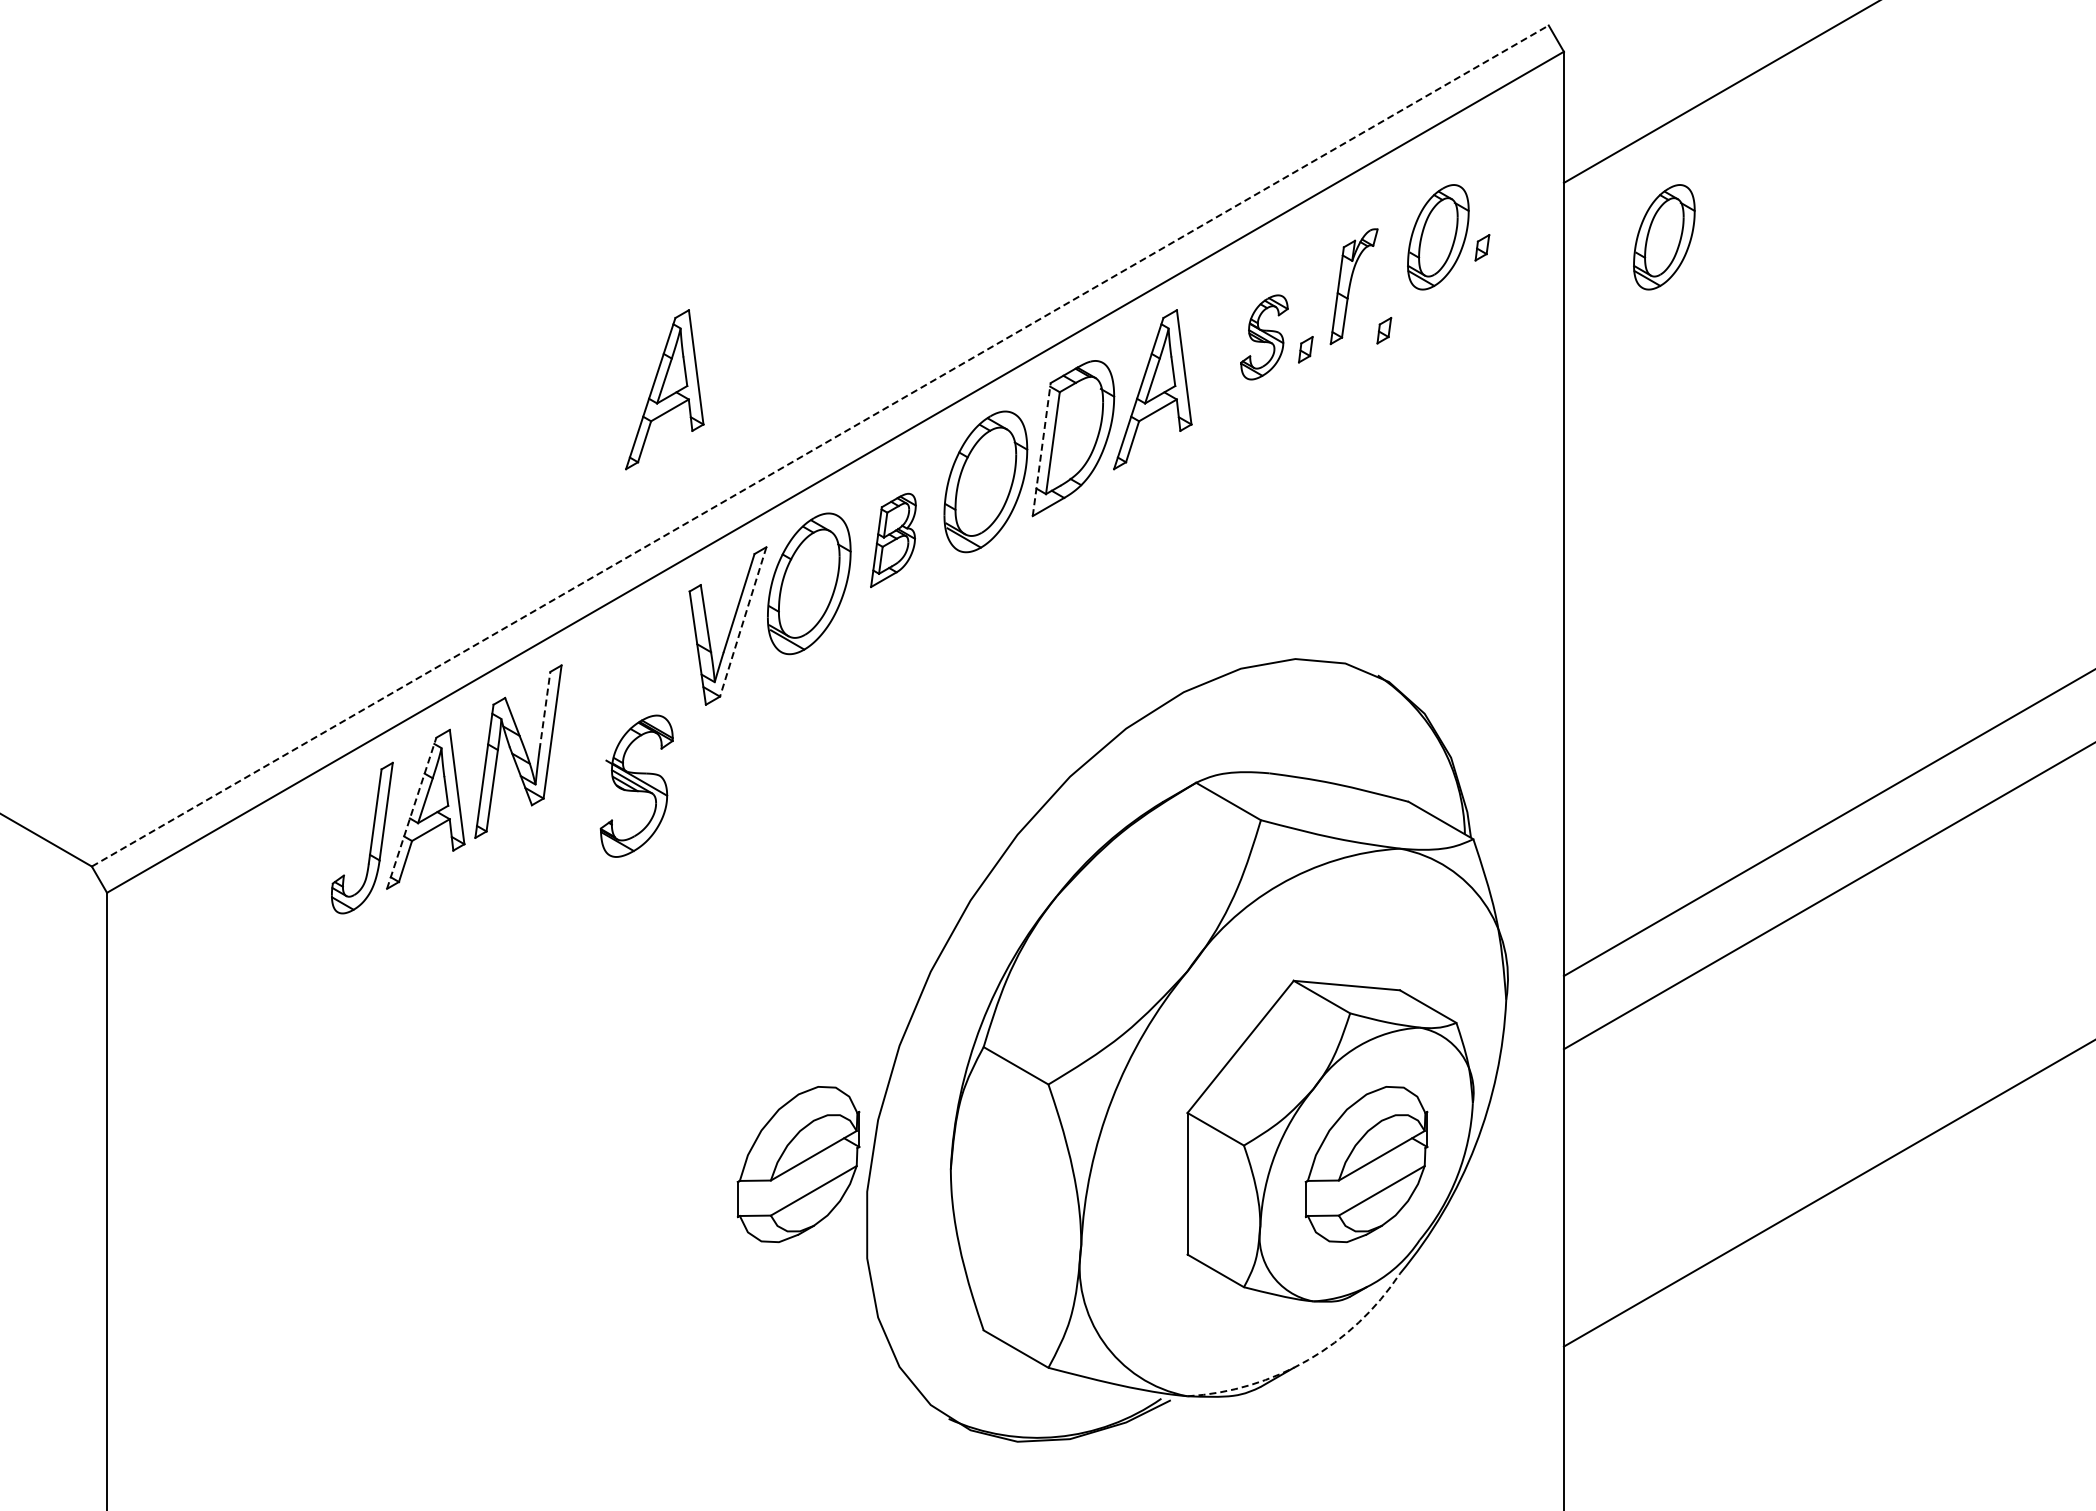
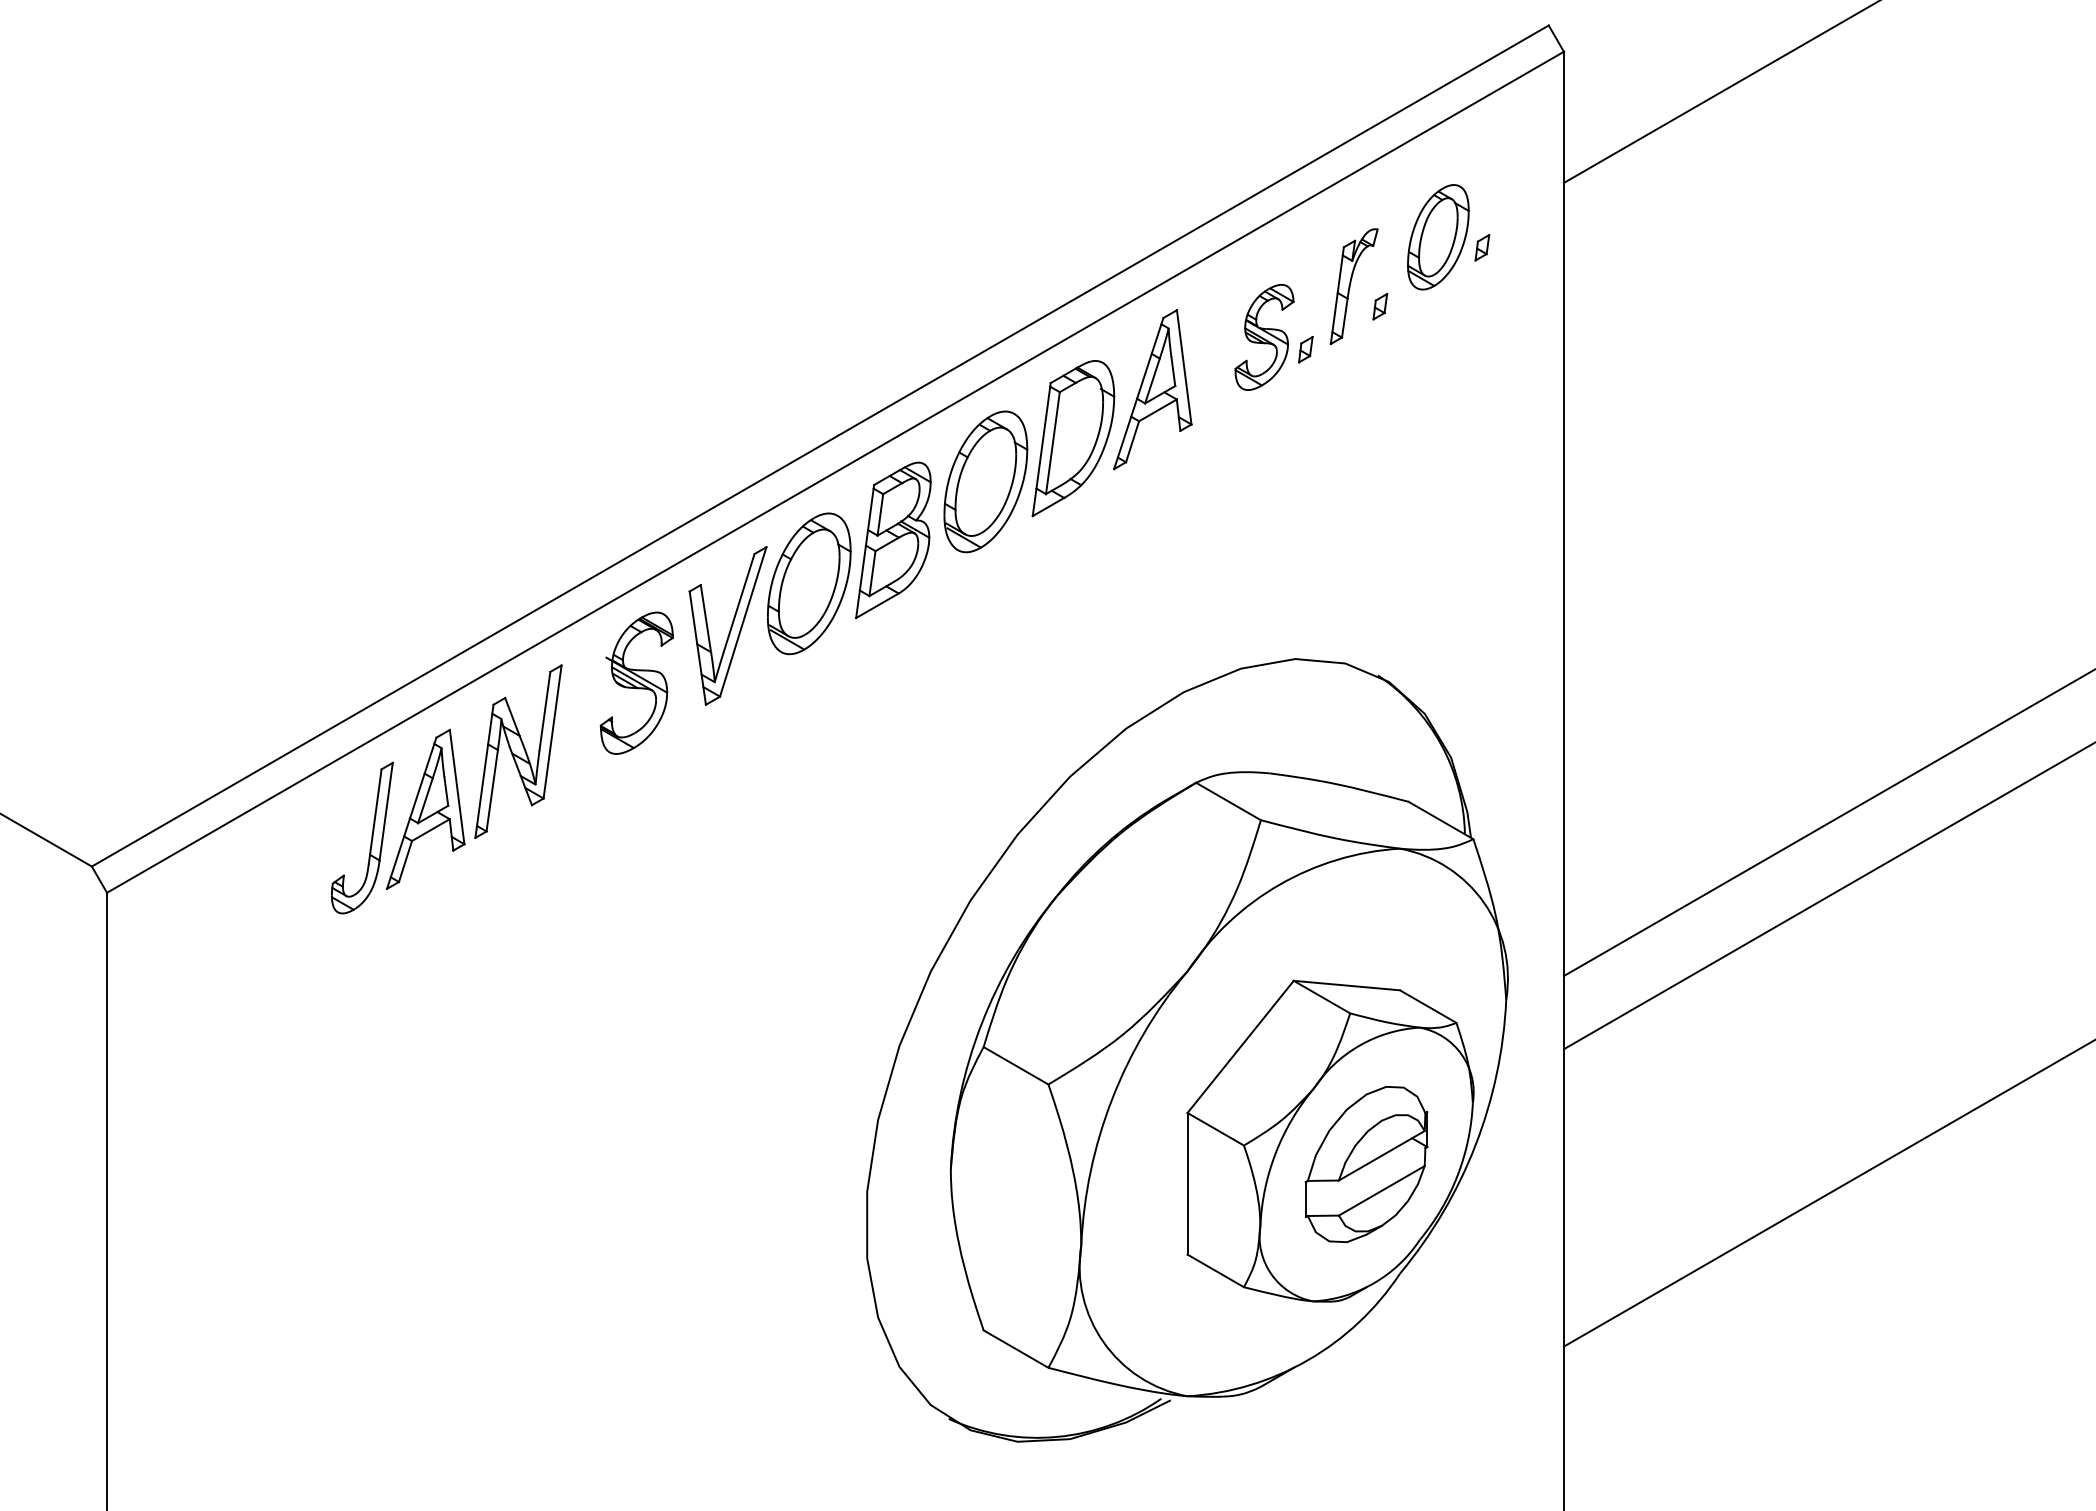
part: present -> none (1664, 237)
part position: (1384, 330) -> (1380, 306) (1380, 306)
part size: 49x87 px -> 61x107 px (1264, 337)
part: present -> none (664, 389)
line: dashed -> solid (820, 445)
line: dashed -> solid (1041, 449)
part size: 47x96 px -> 77x159 px (893, 540)
line: dashed -> solid (743, 622)
line: dashed -> solid (545, 710)
part position: (636, 785) -> (636, 682) (636, 682)
line: dashed -> solid (411, 813)
part: present -> none (798, 1164)
arc: dashed -> solid (1308, 1360)
